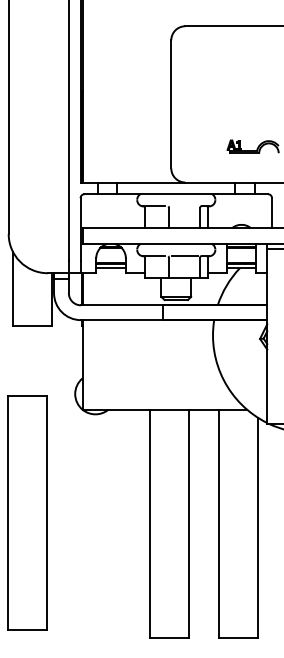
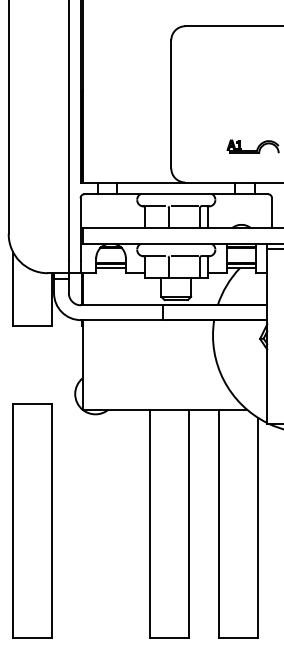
line: none -> present (184, 206)
part position: (27, 512) -> (32, 520) (32, 520)
